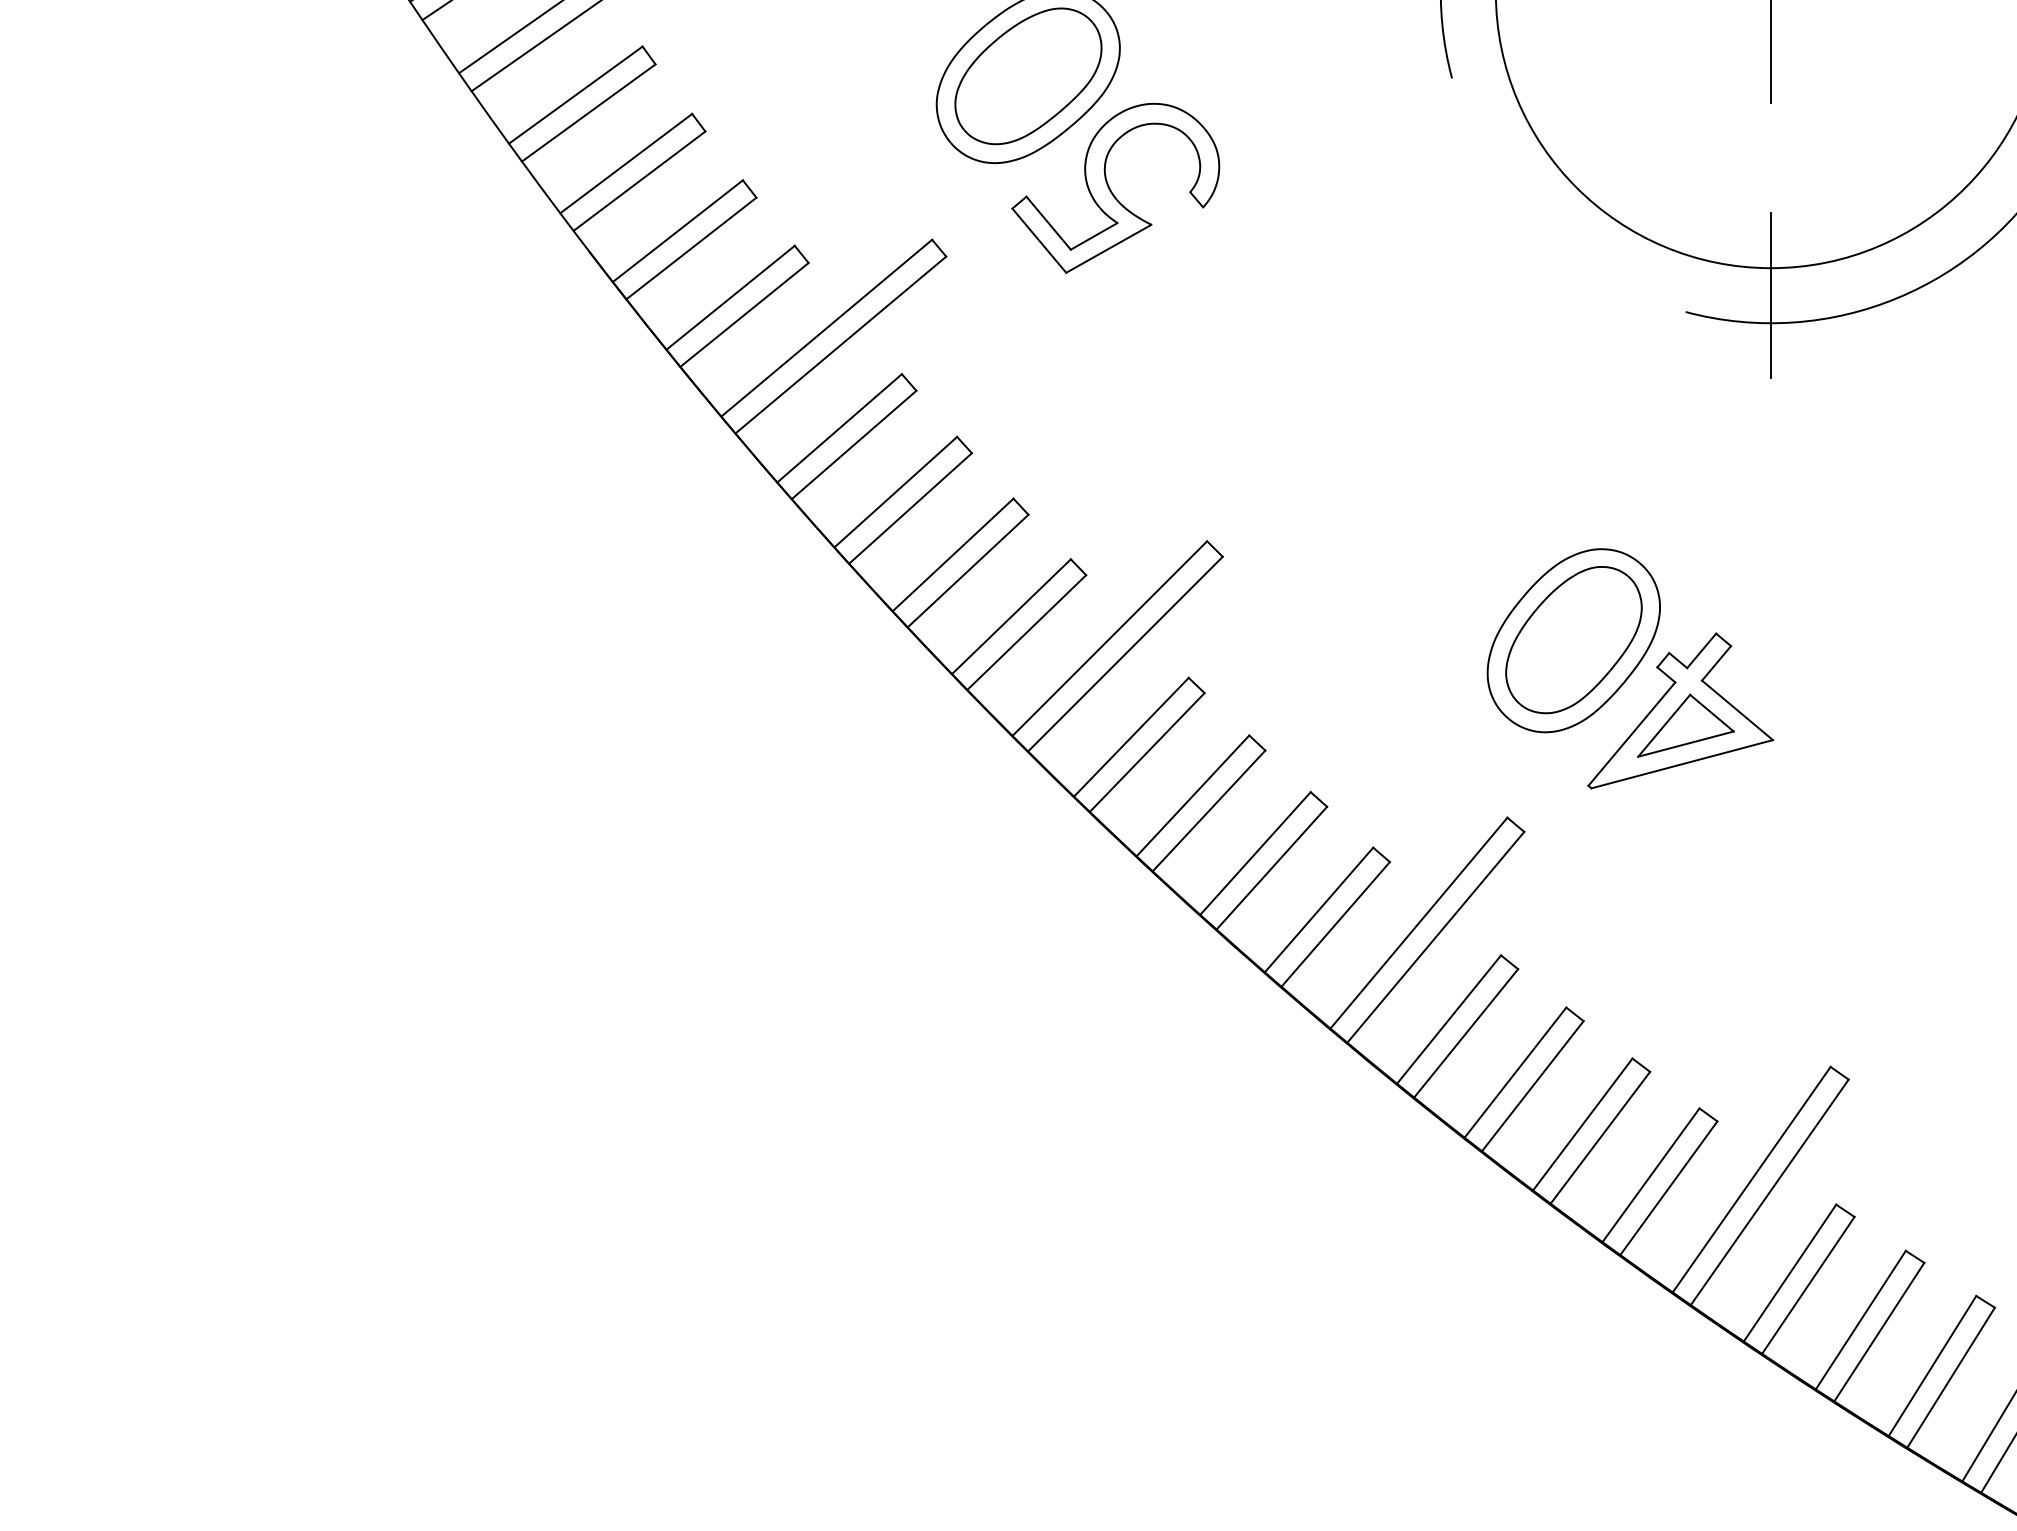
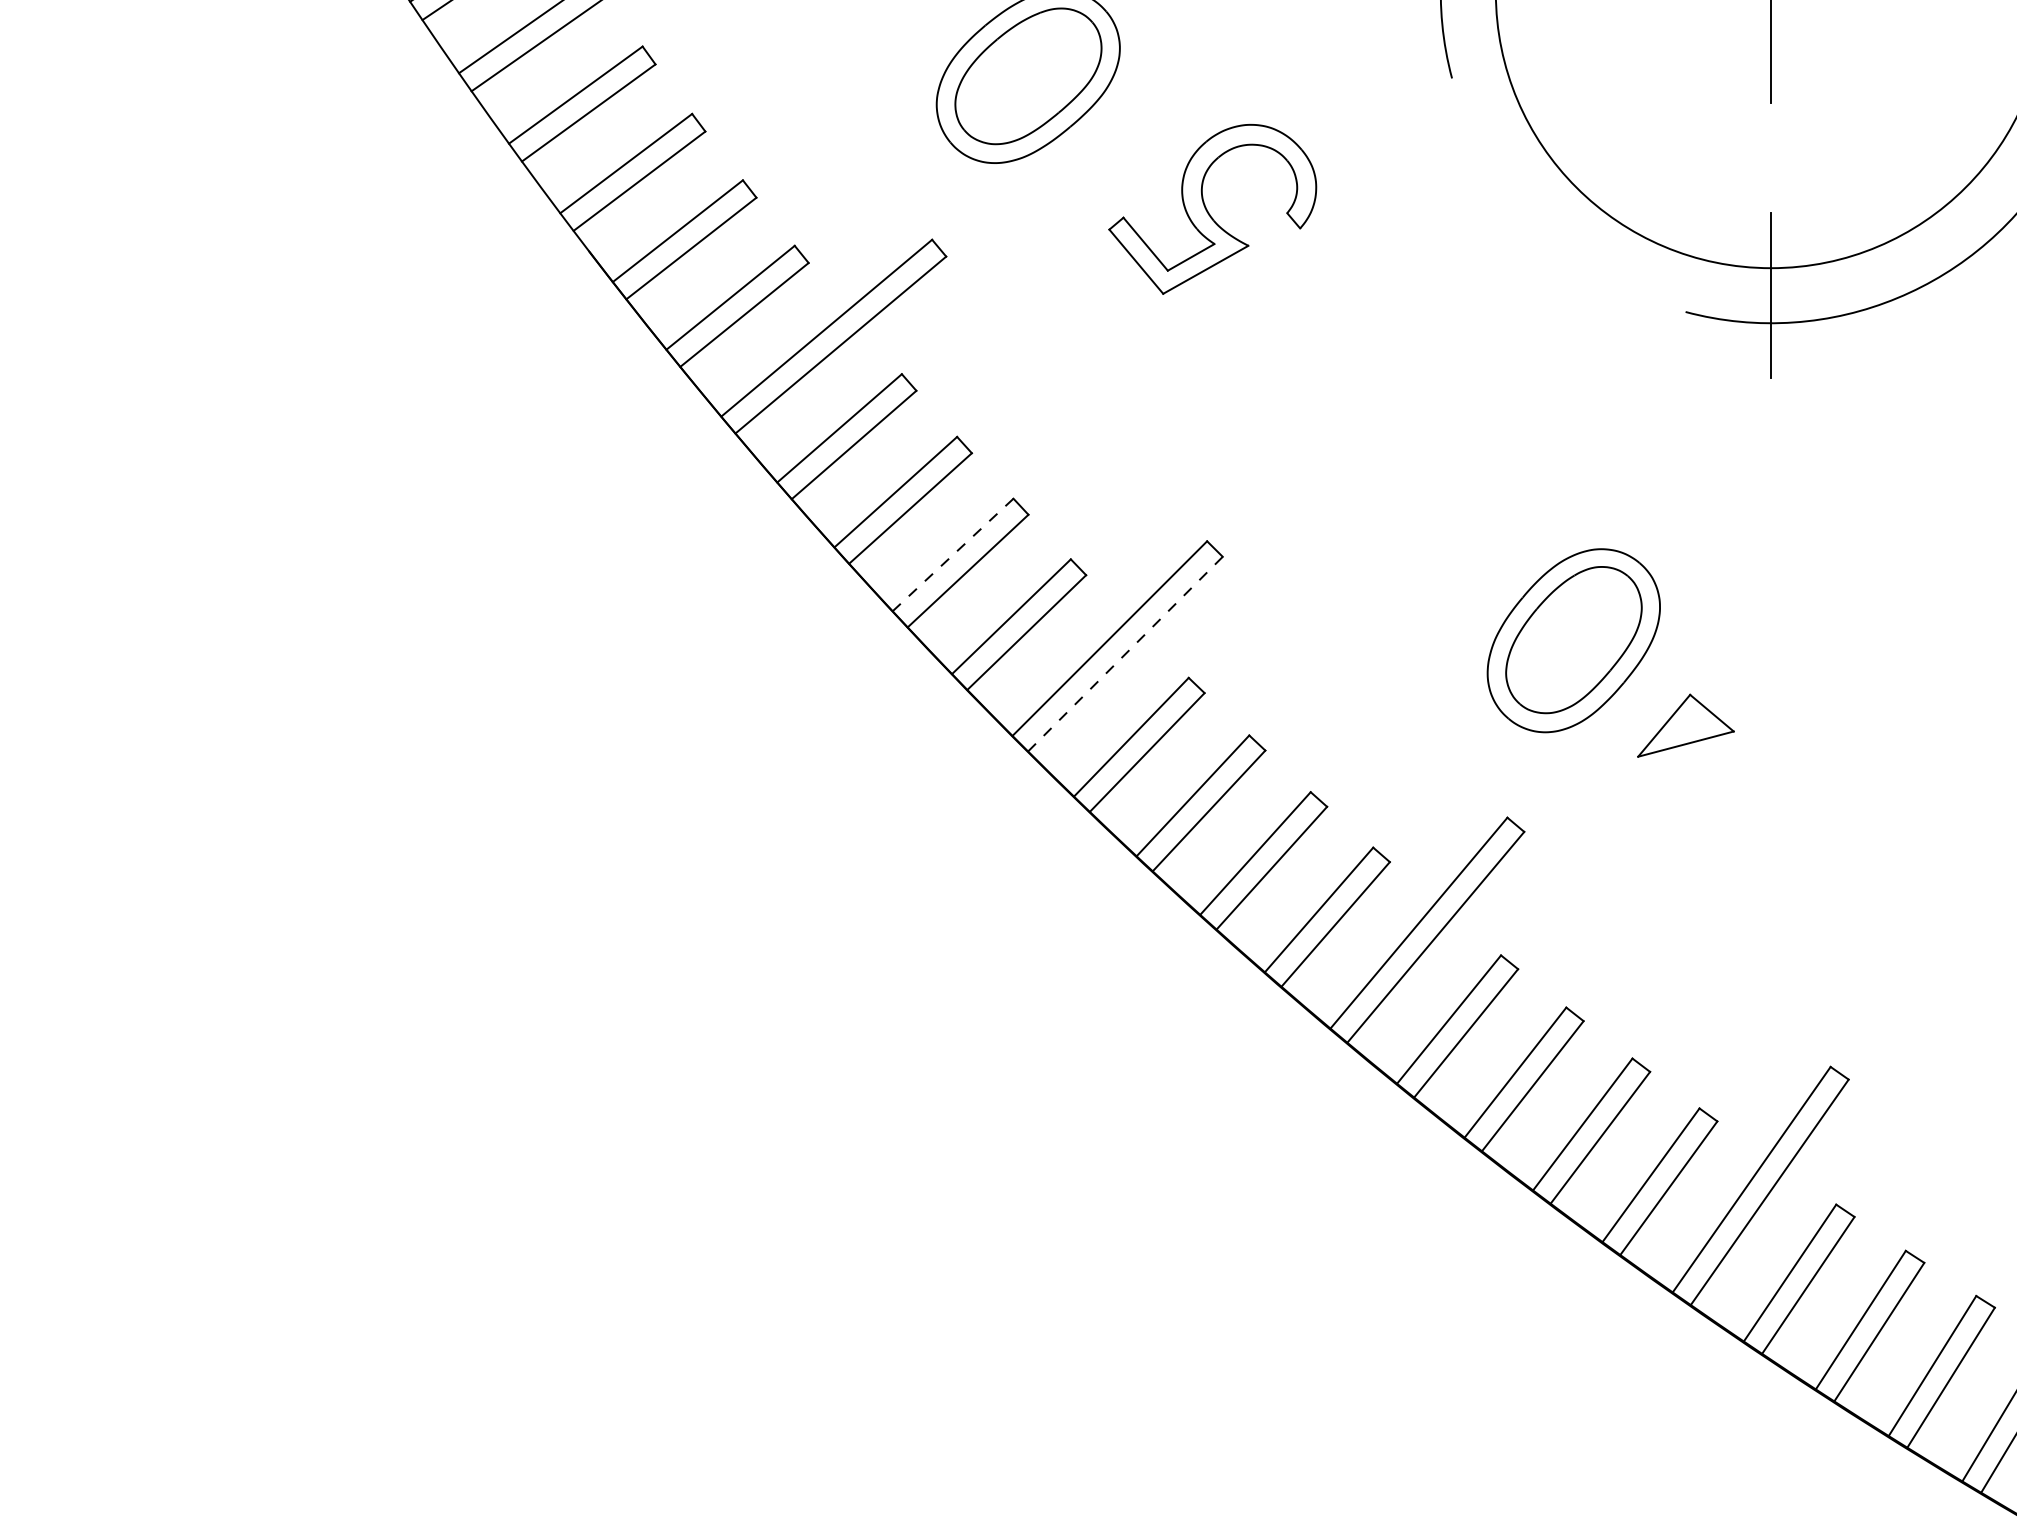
part position: (1115, 188) -> (1212, 209) (1212, 209)
line: solid -> dashed (953, 554)
line: solid -> dashed (1125, 654)
part: present -> none (1680, 710)
